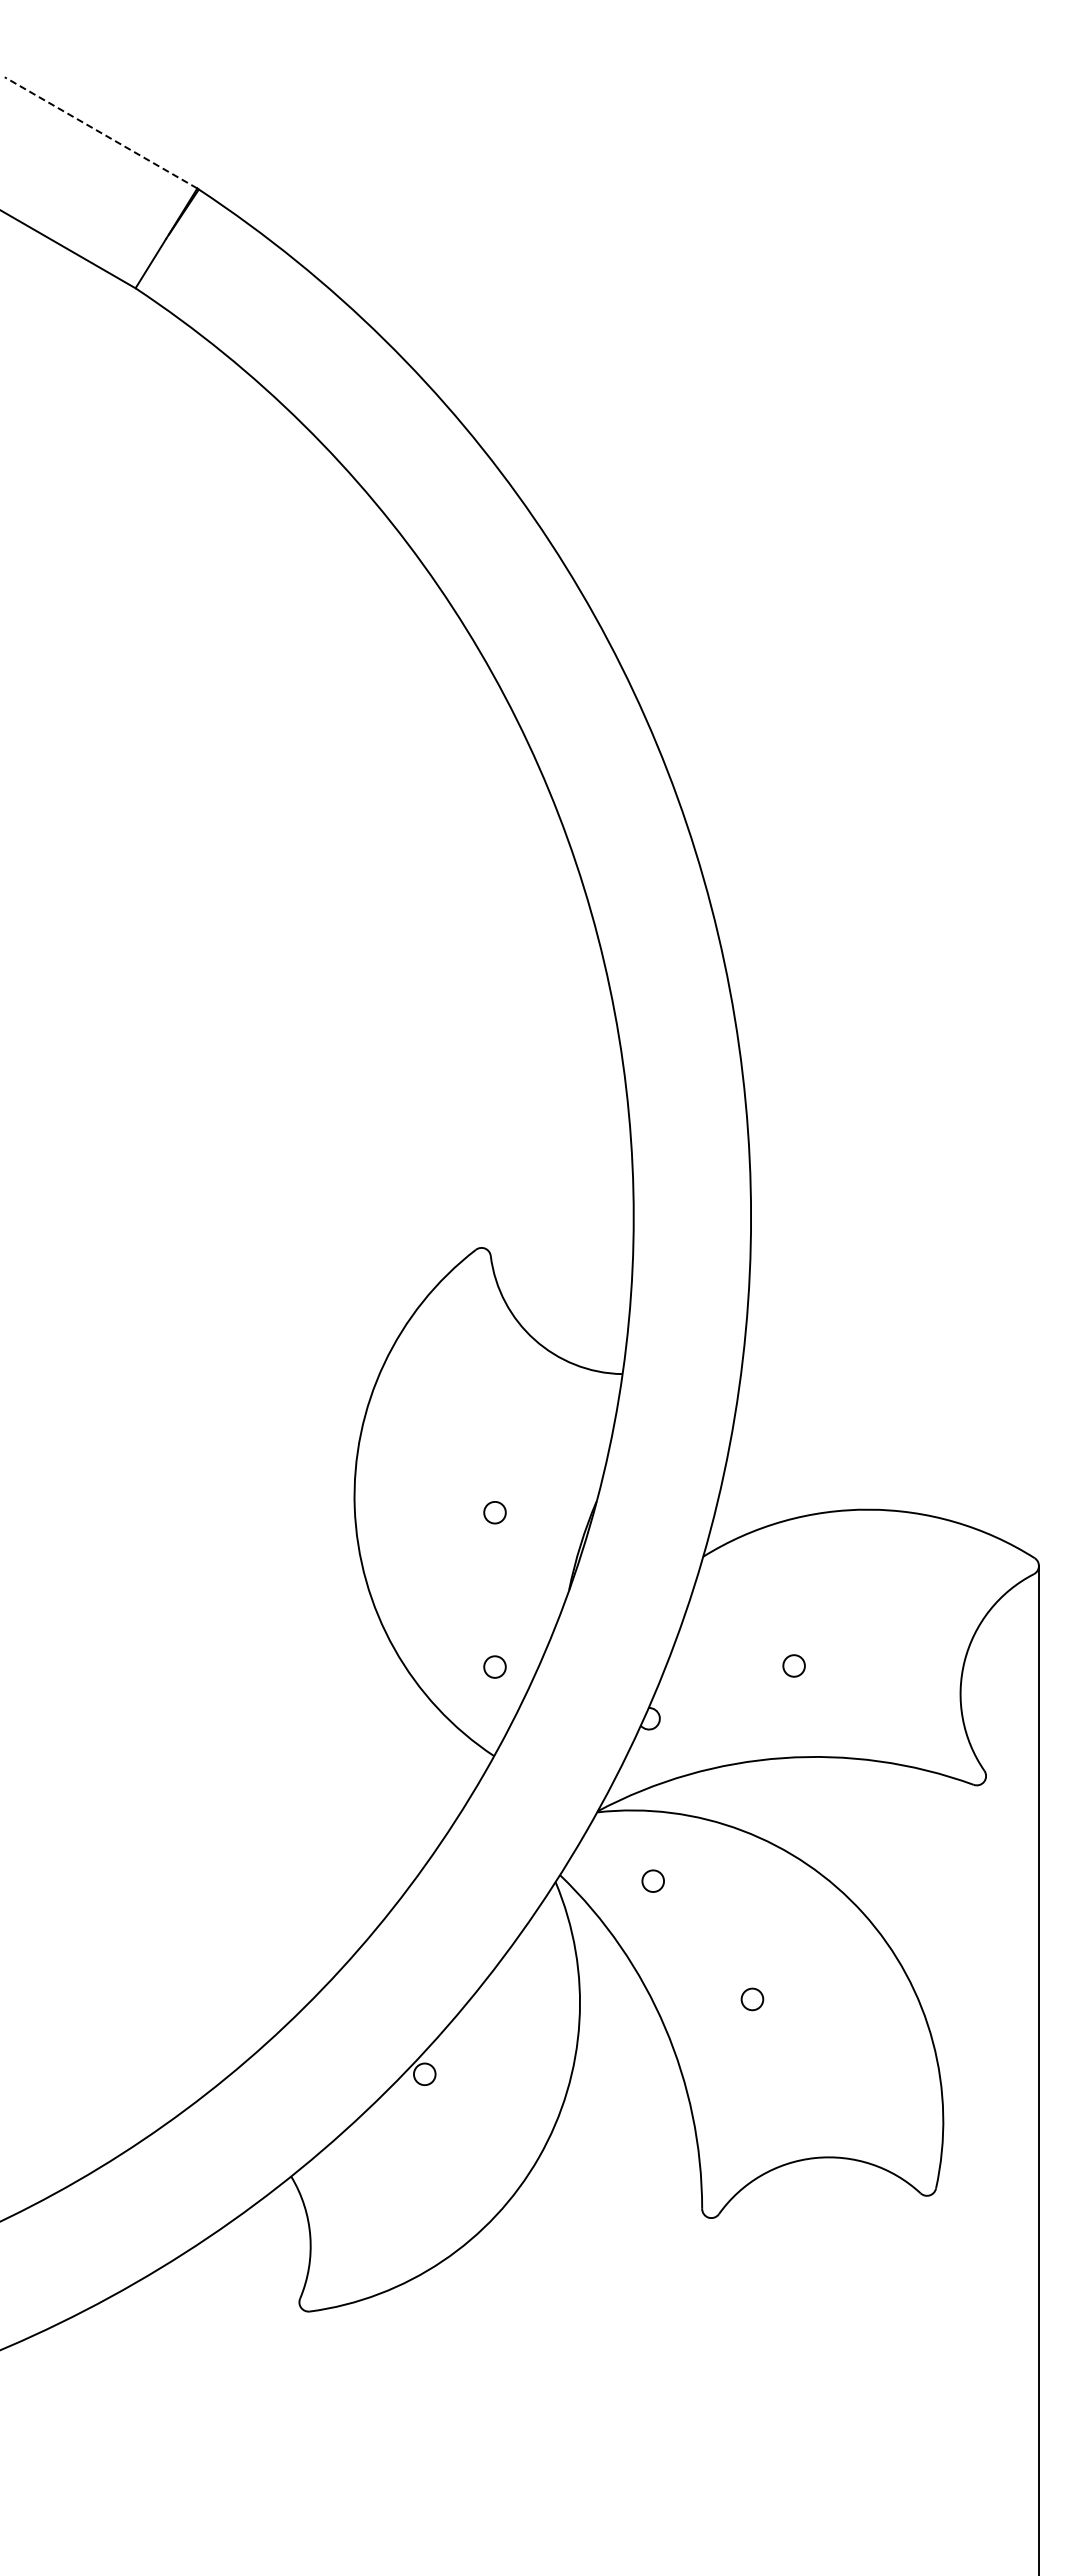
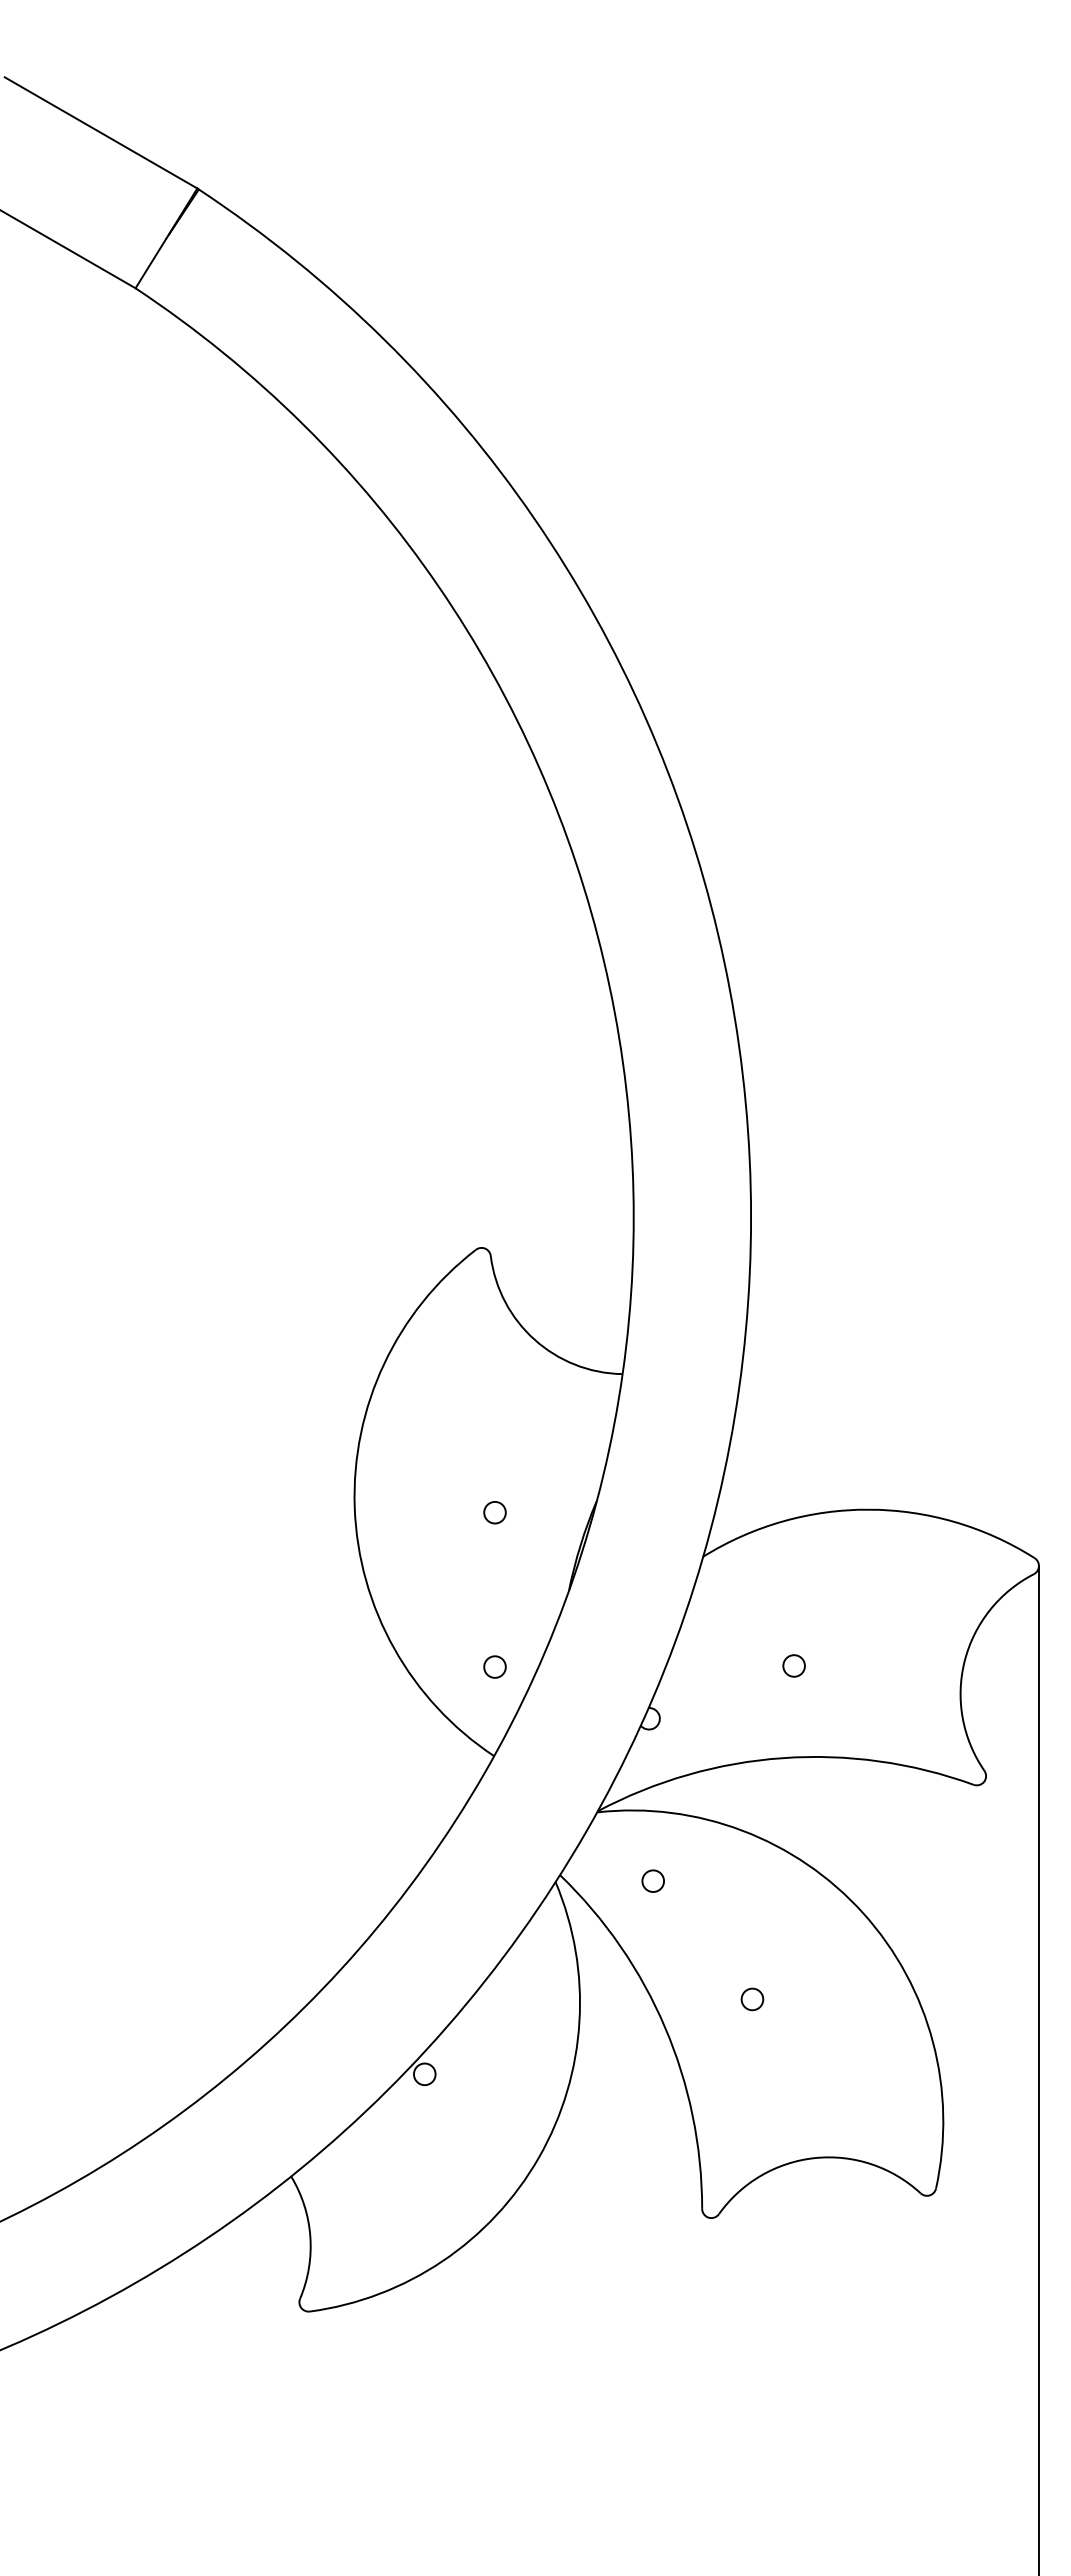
line: dashed -> solid (100, 132)
